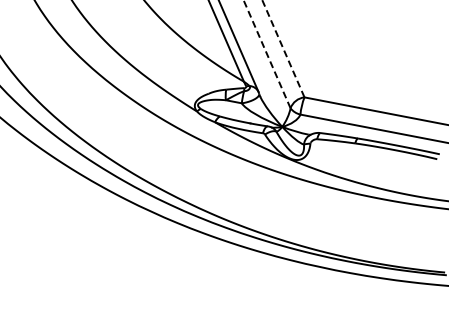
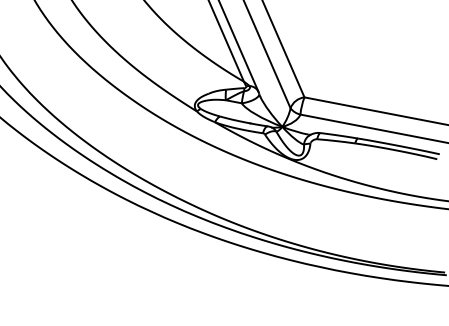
line: dashed -> solid (283, 49)
line: dashed -> solid (267, 54)
